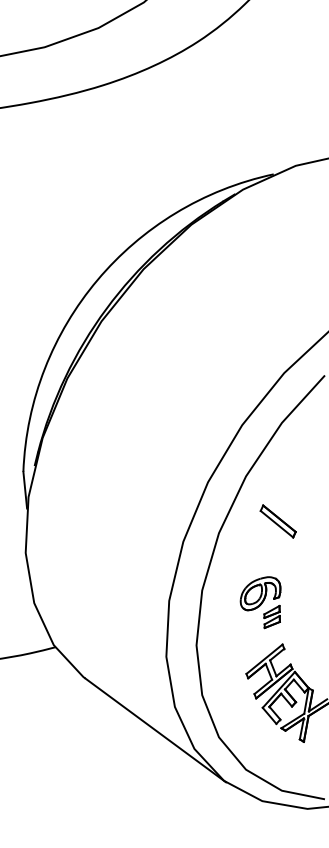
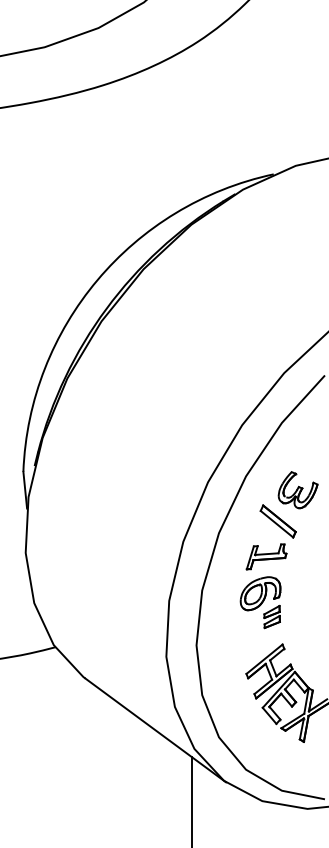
part: none -> present (297, 490)
part: none -> present (266, 556)
line: none -> present (191, 800)
